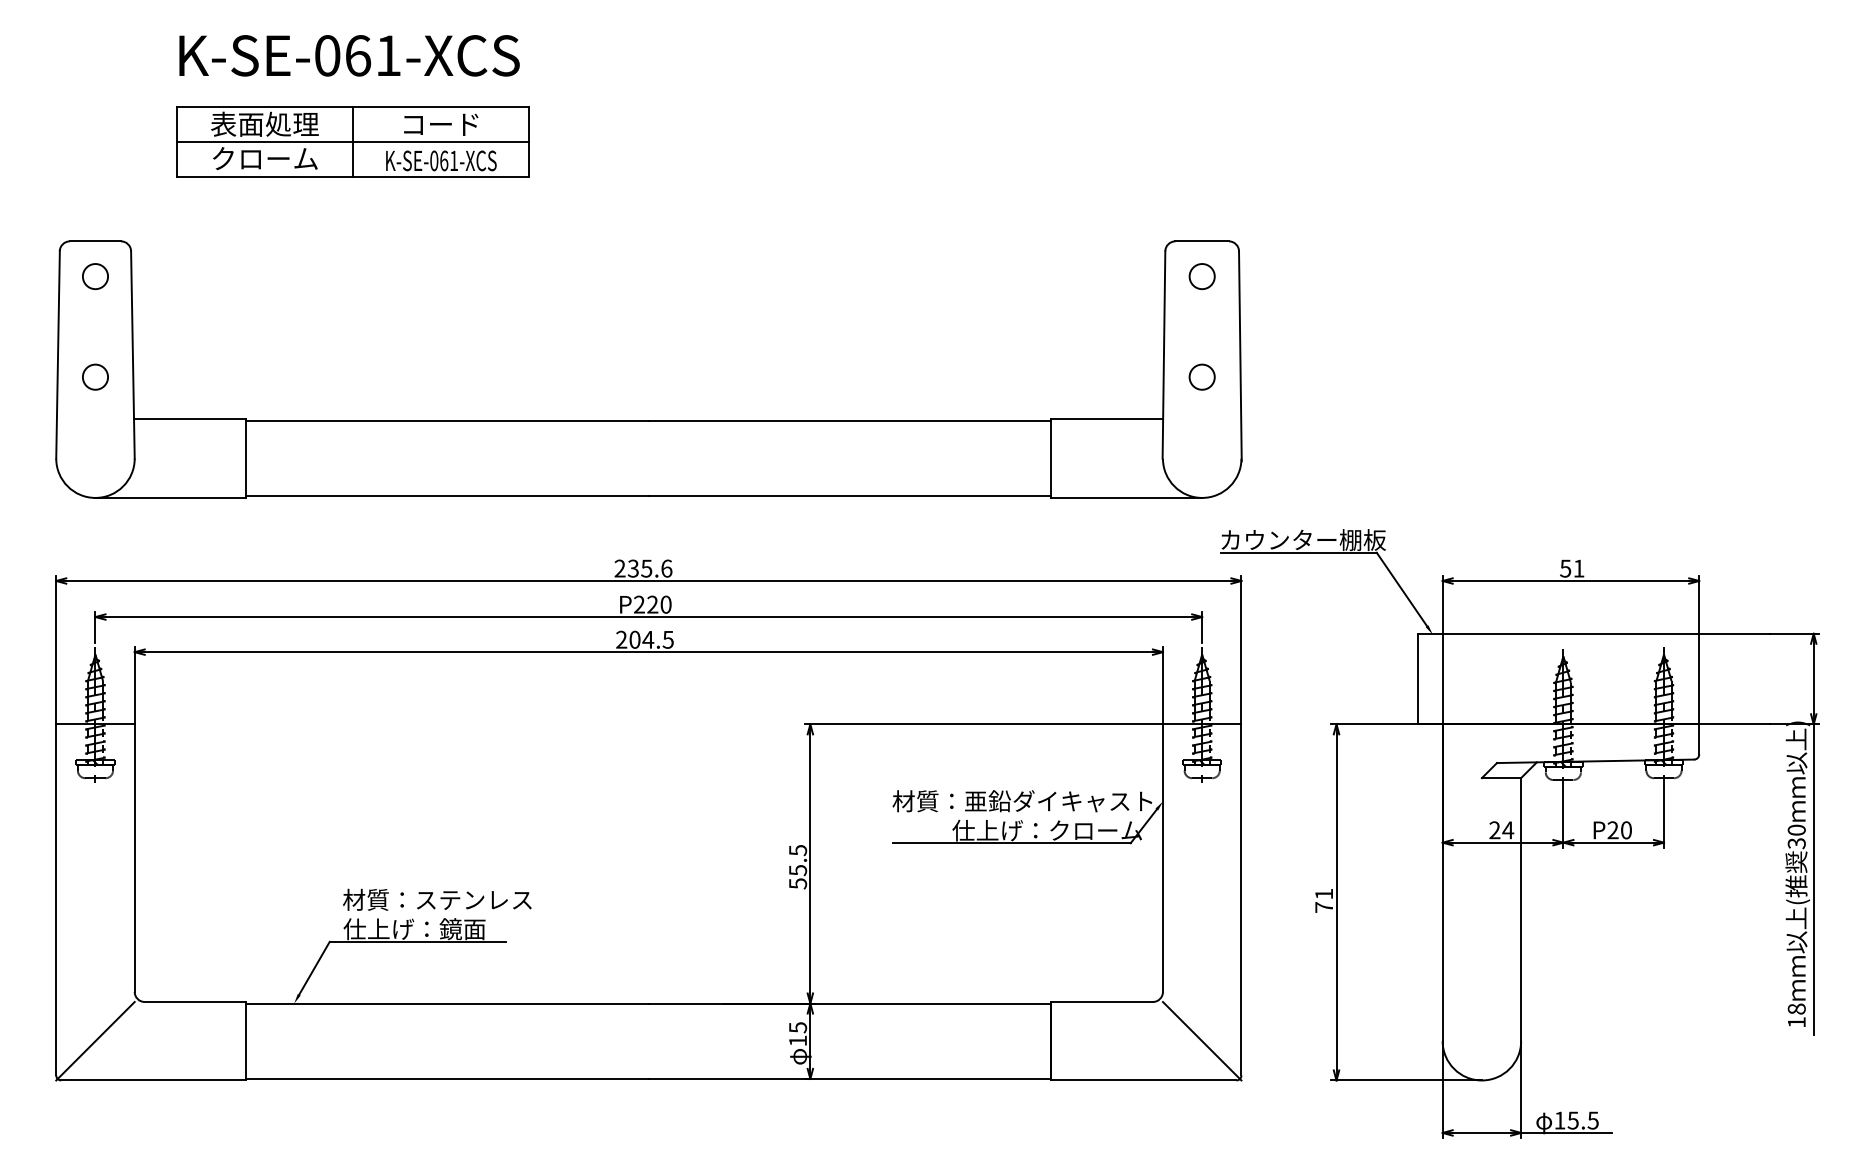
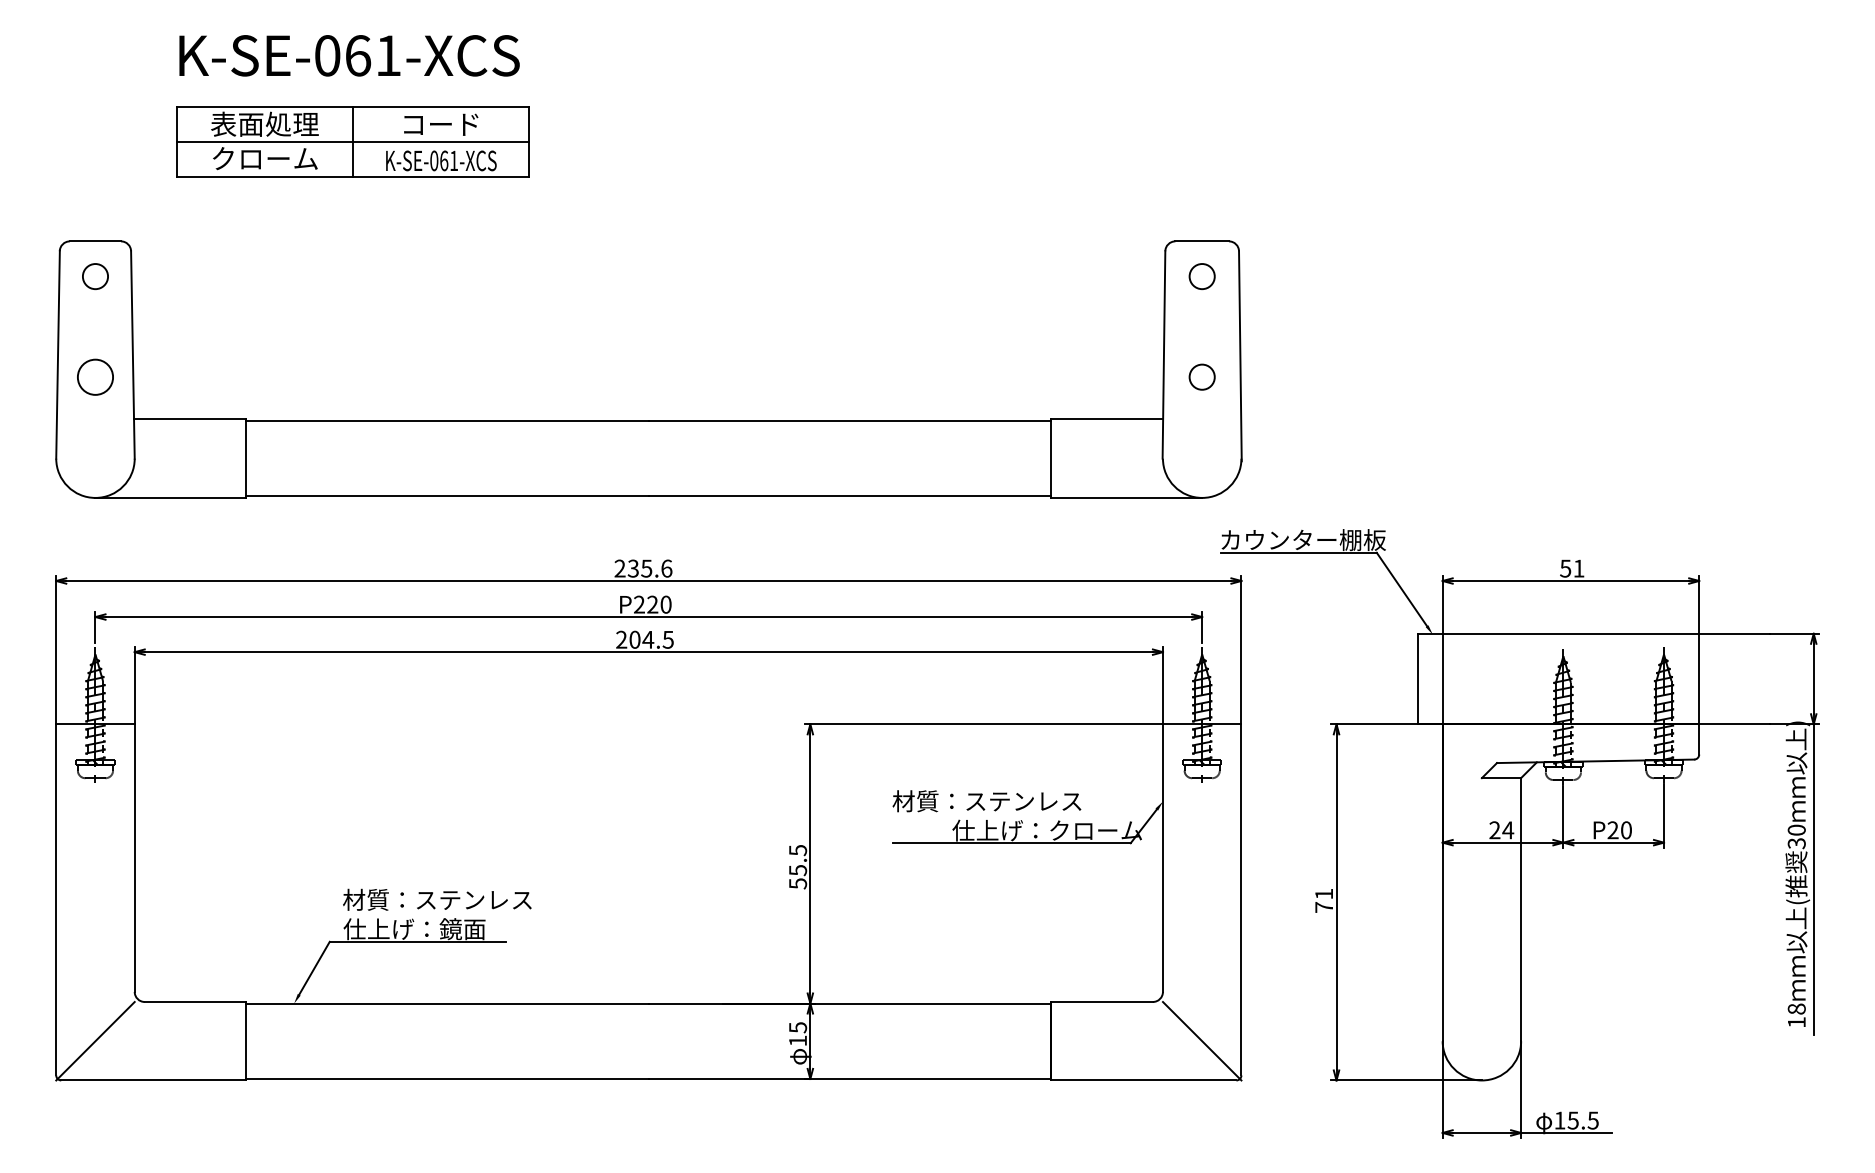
circle size: 27x28 px -> 37x38 px (95, 376)
text: 材質：亜鉛ダイキャスト -> 材質：ステンレス (1058, 801)
